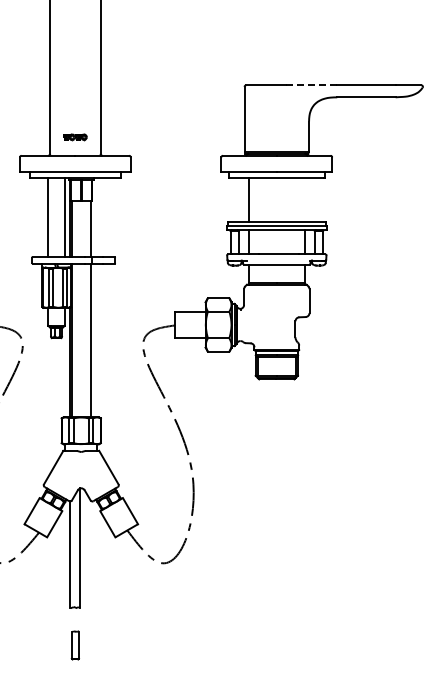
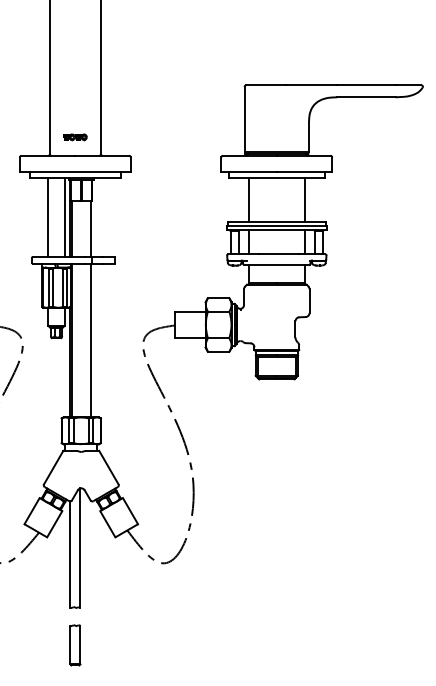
line: dashed -> solid (312, 85)
line: none -> present (305, 199)
part size: 10x31 px -> 13x43 px (75, 645)
